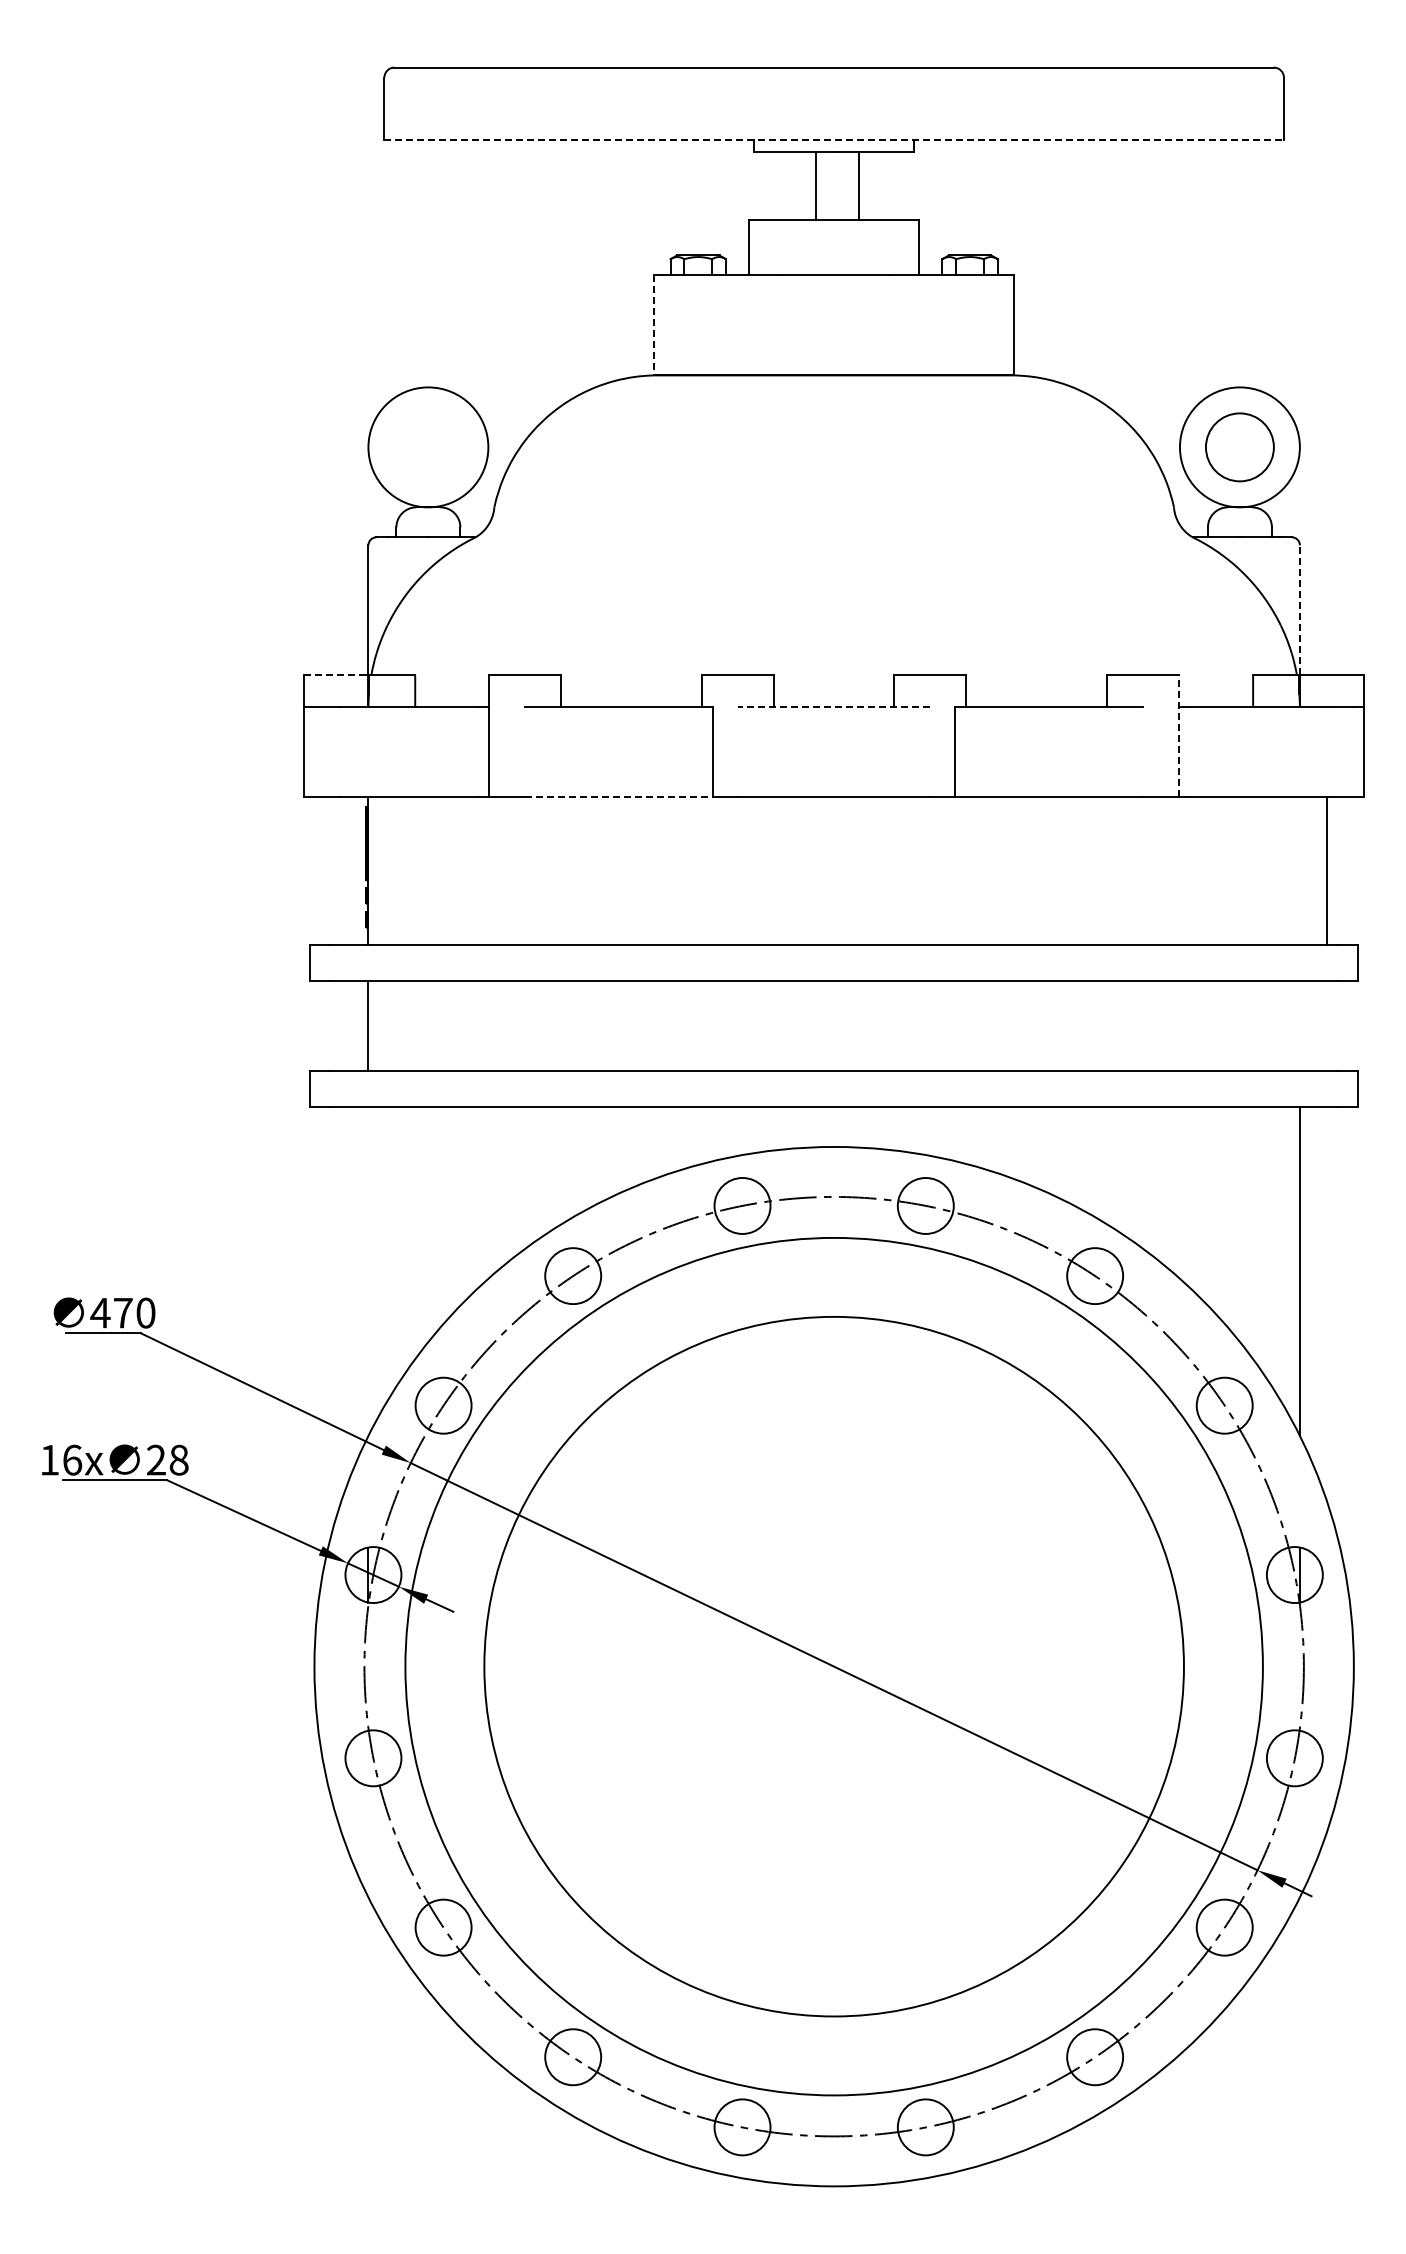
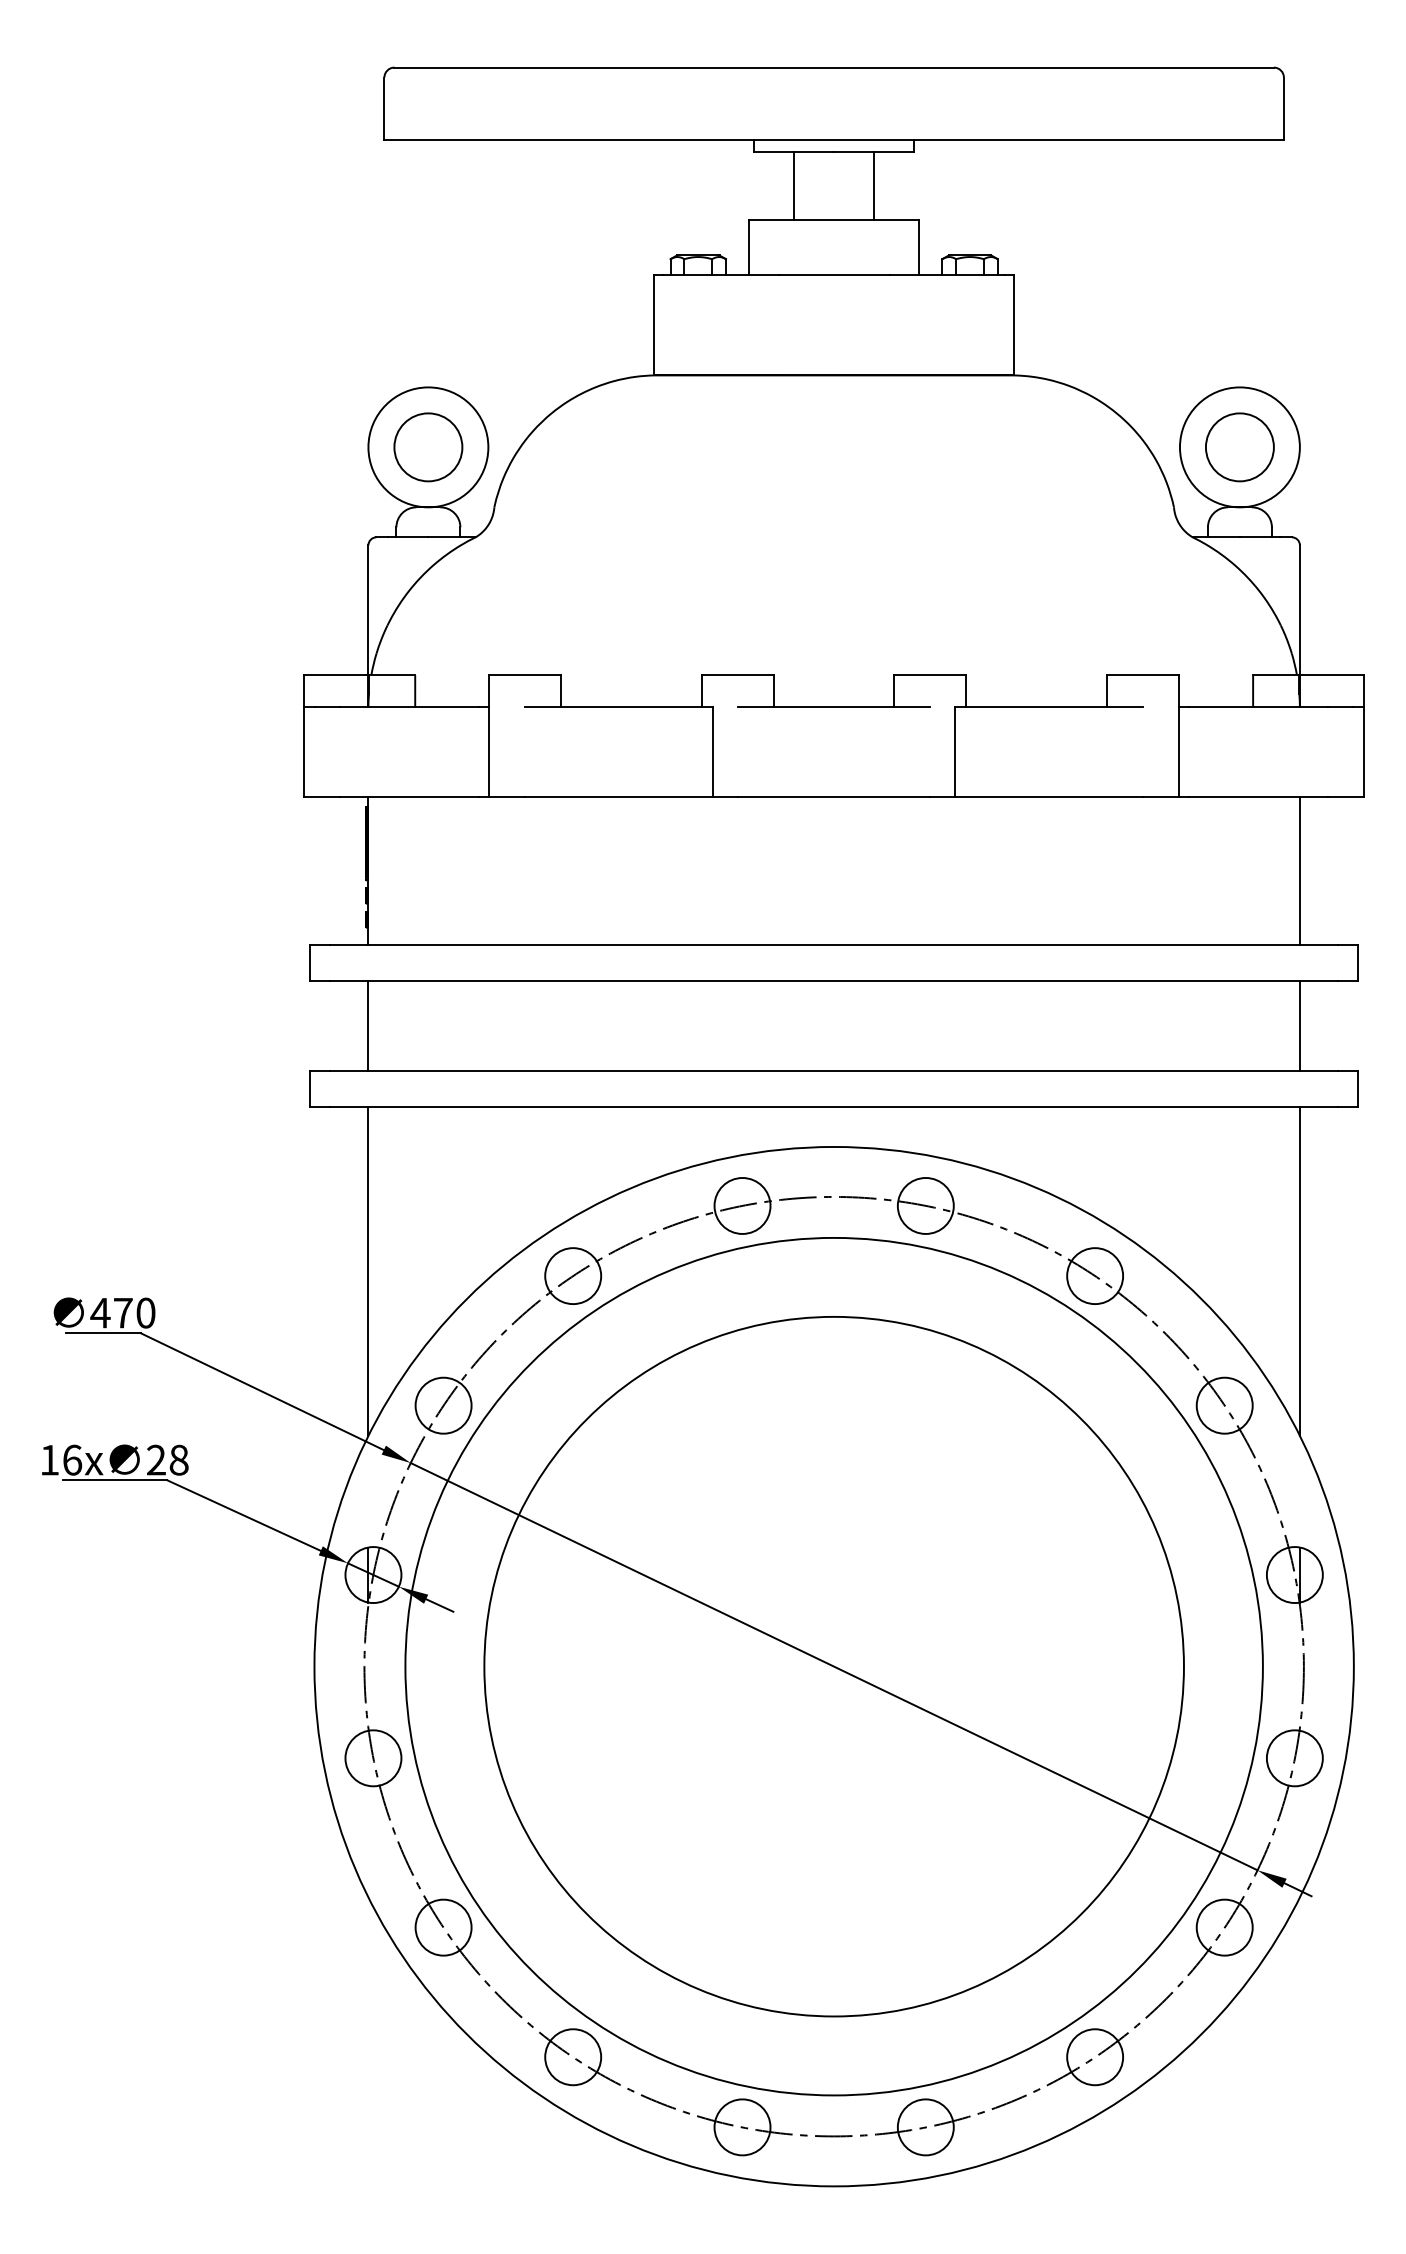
line: dashed -> solid (834, 139)
line position: (816, 185) -> (794, 185) (794, 185)
line position: (859, 185) -> (874, 185) (874, 185)
line: dashed -> solid (654, 325)
circle: none -> present (428, 447)
line: dashed -> solid (1299, 610)
line: dashed -> solid (335, 675)
line: dashed -> solid (834, 707)
line: dashed -> solid (1178, 736)
line: dashed -> solid (619, 797)
line position: (1326, 871) -> (1299, 871) (1299, 871)
line: none -> present (1299, 1026)
line: none -> present (368, 1271)
